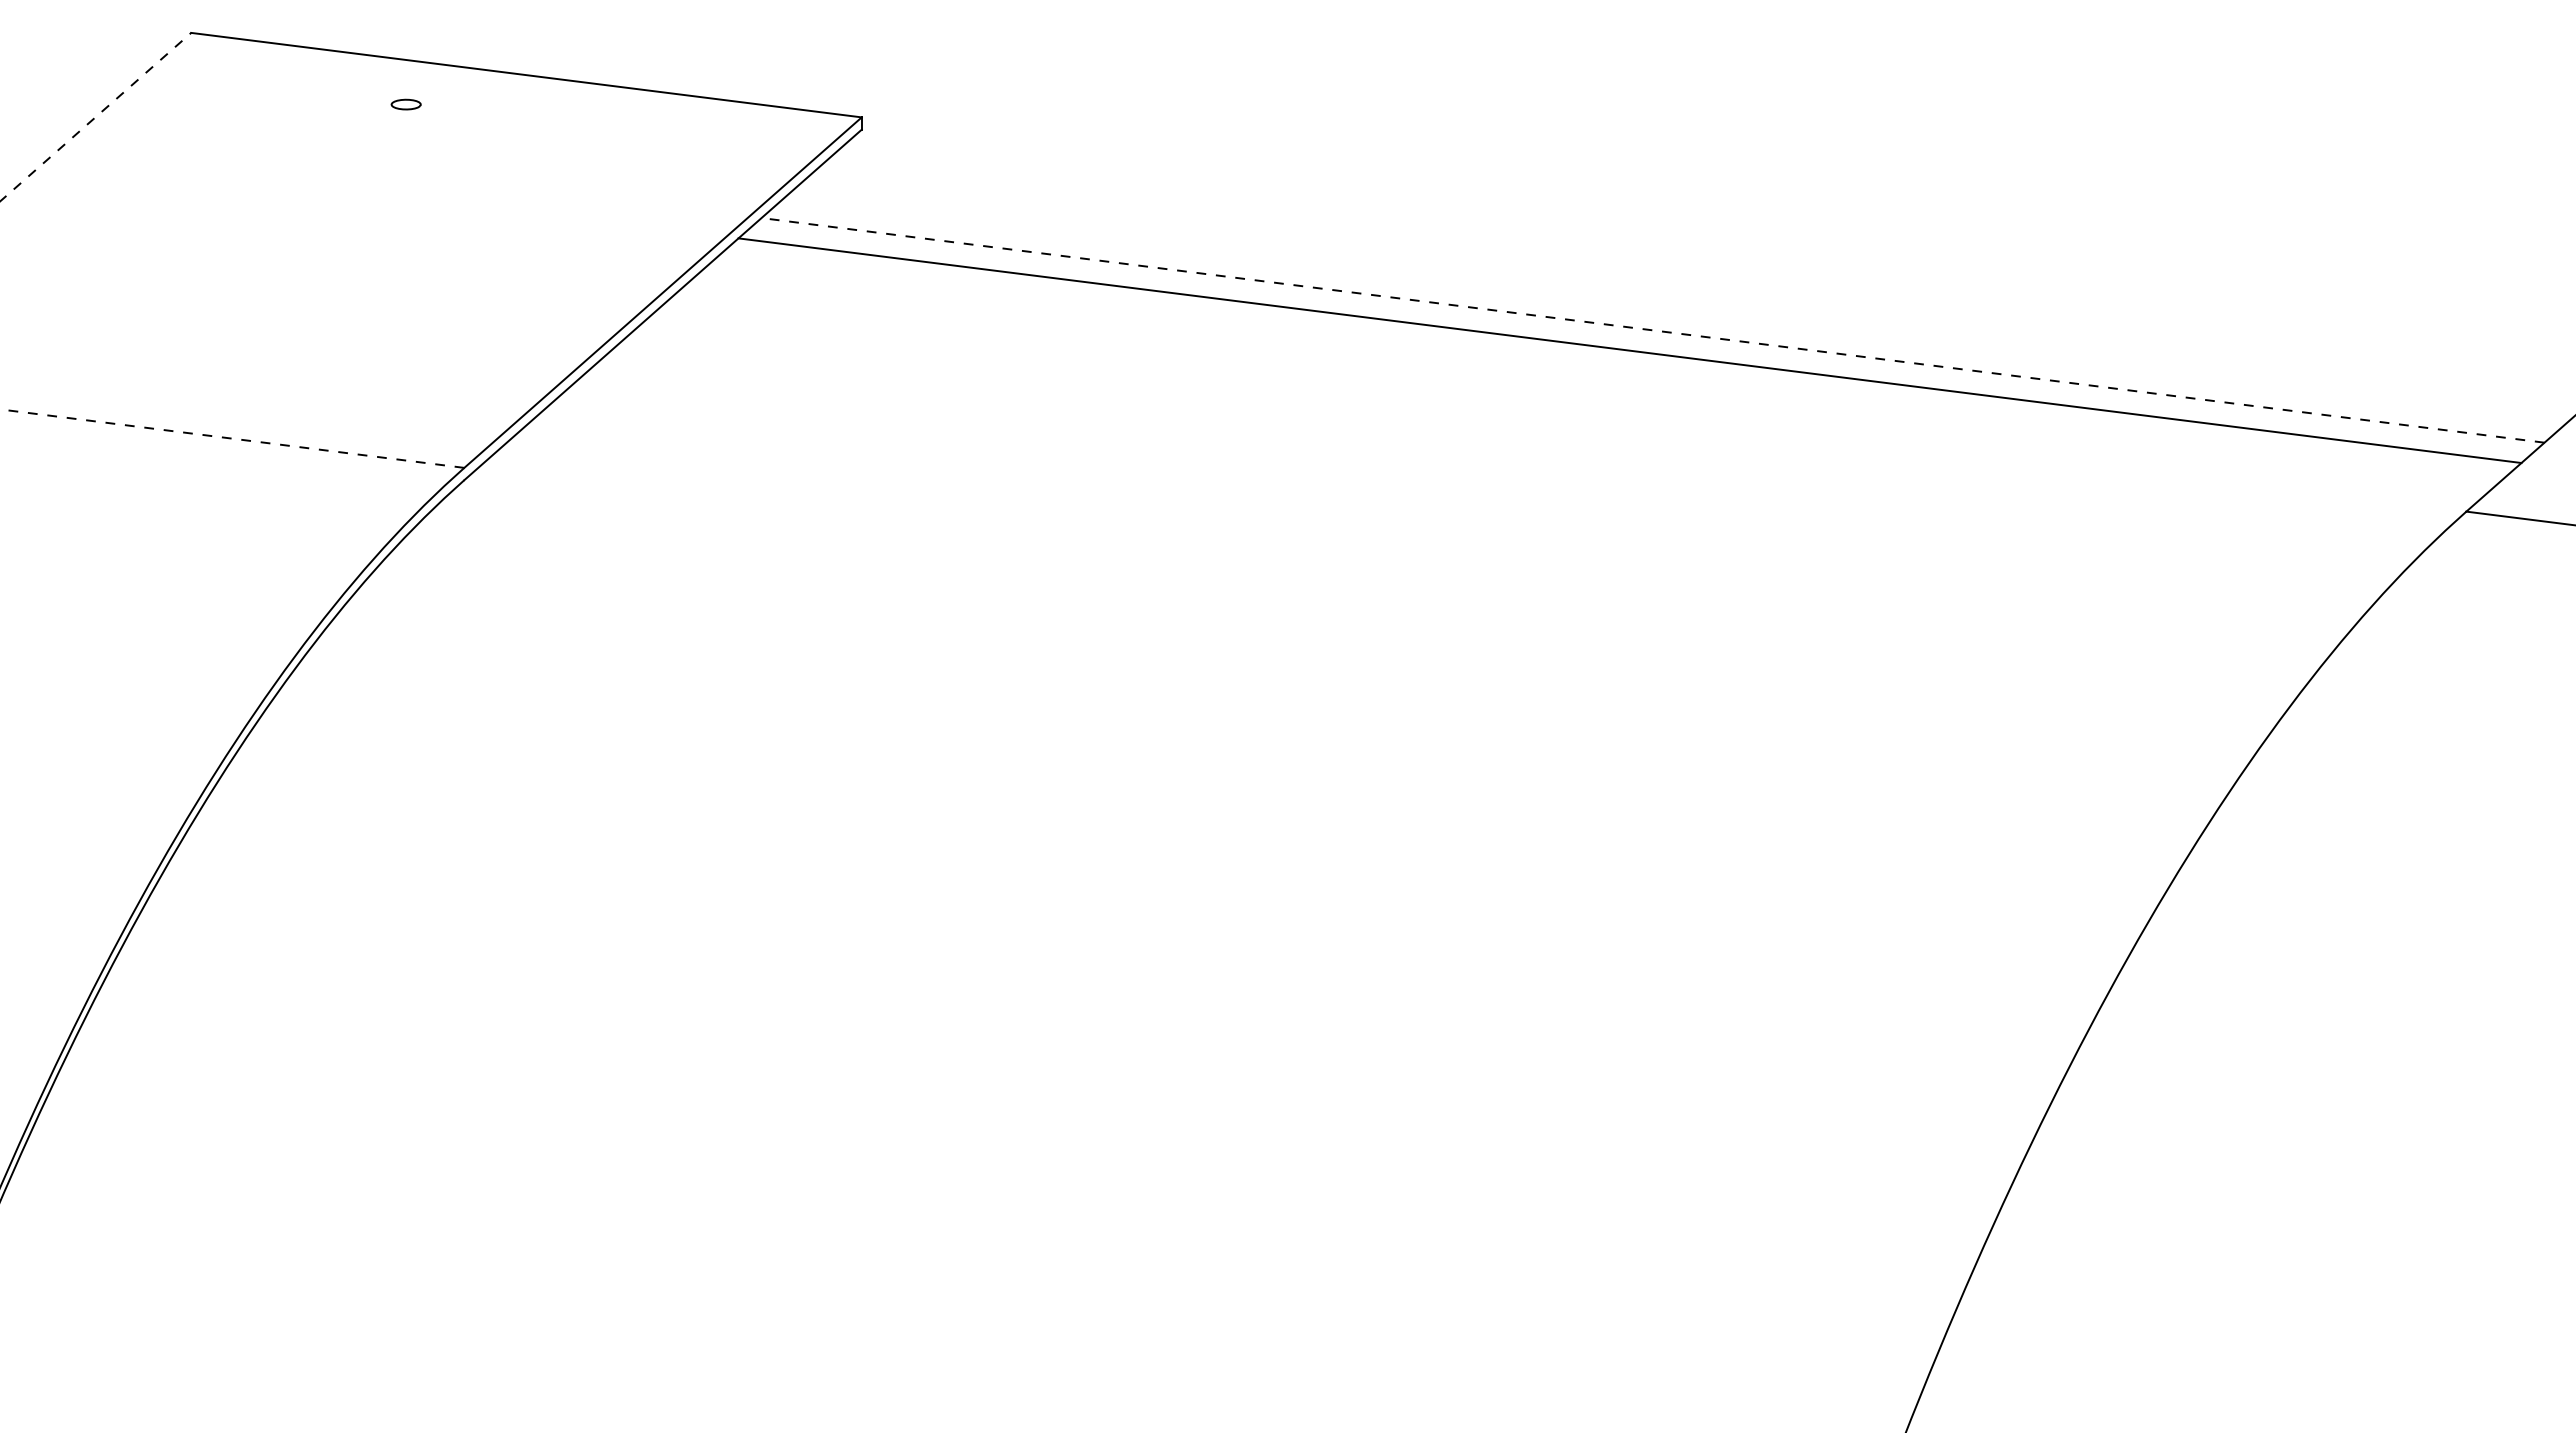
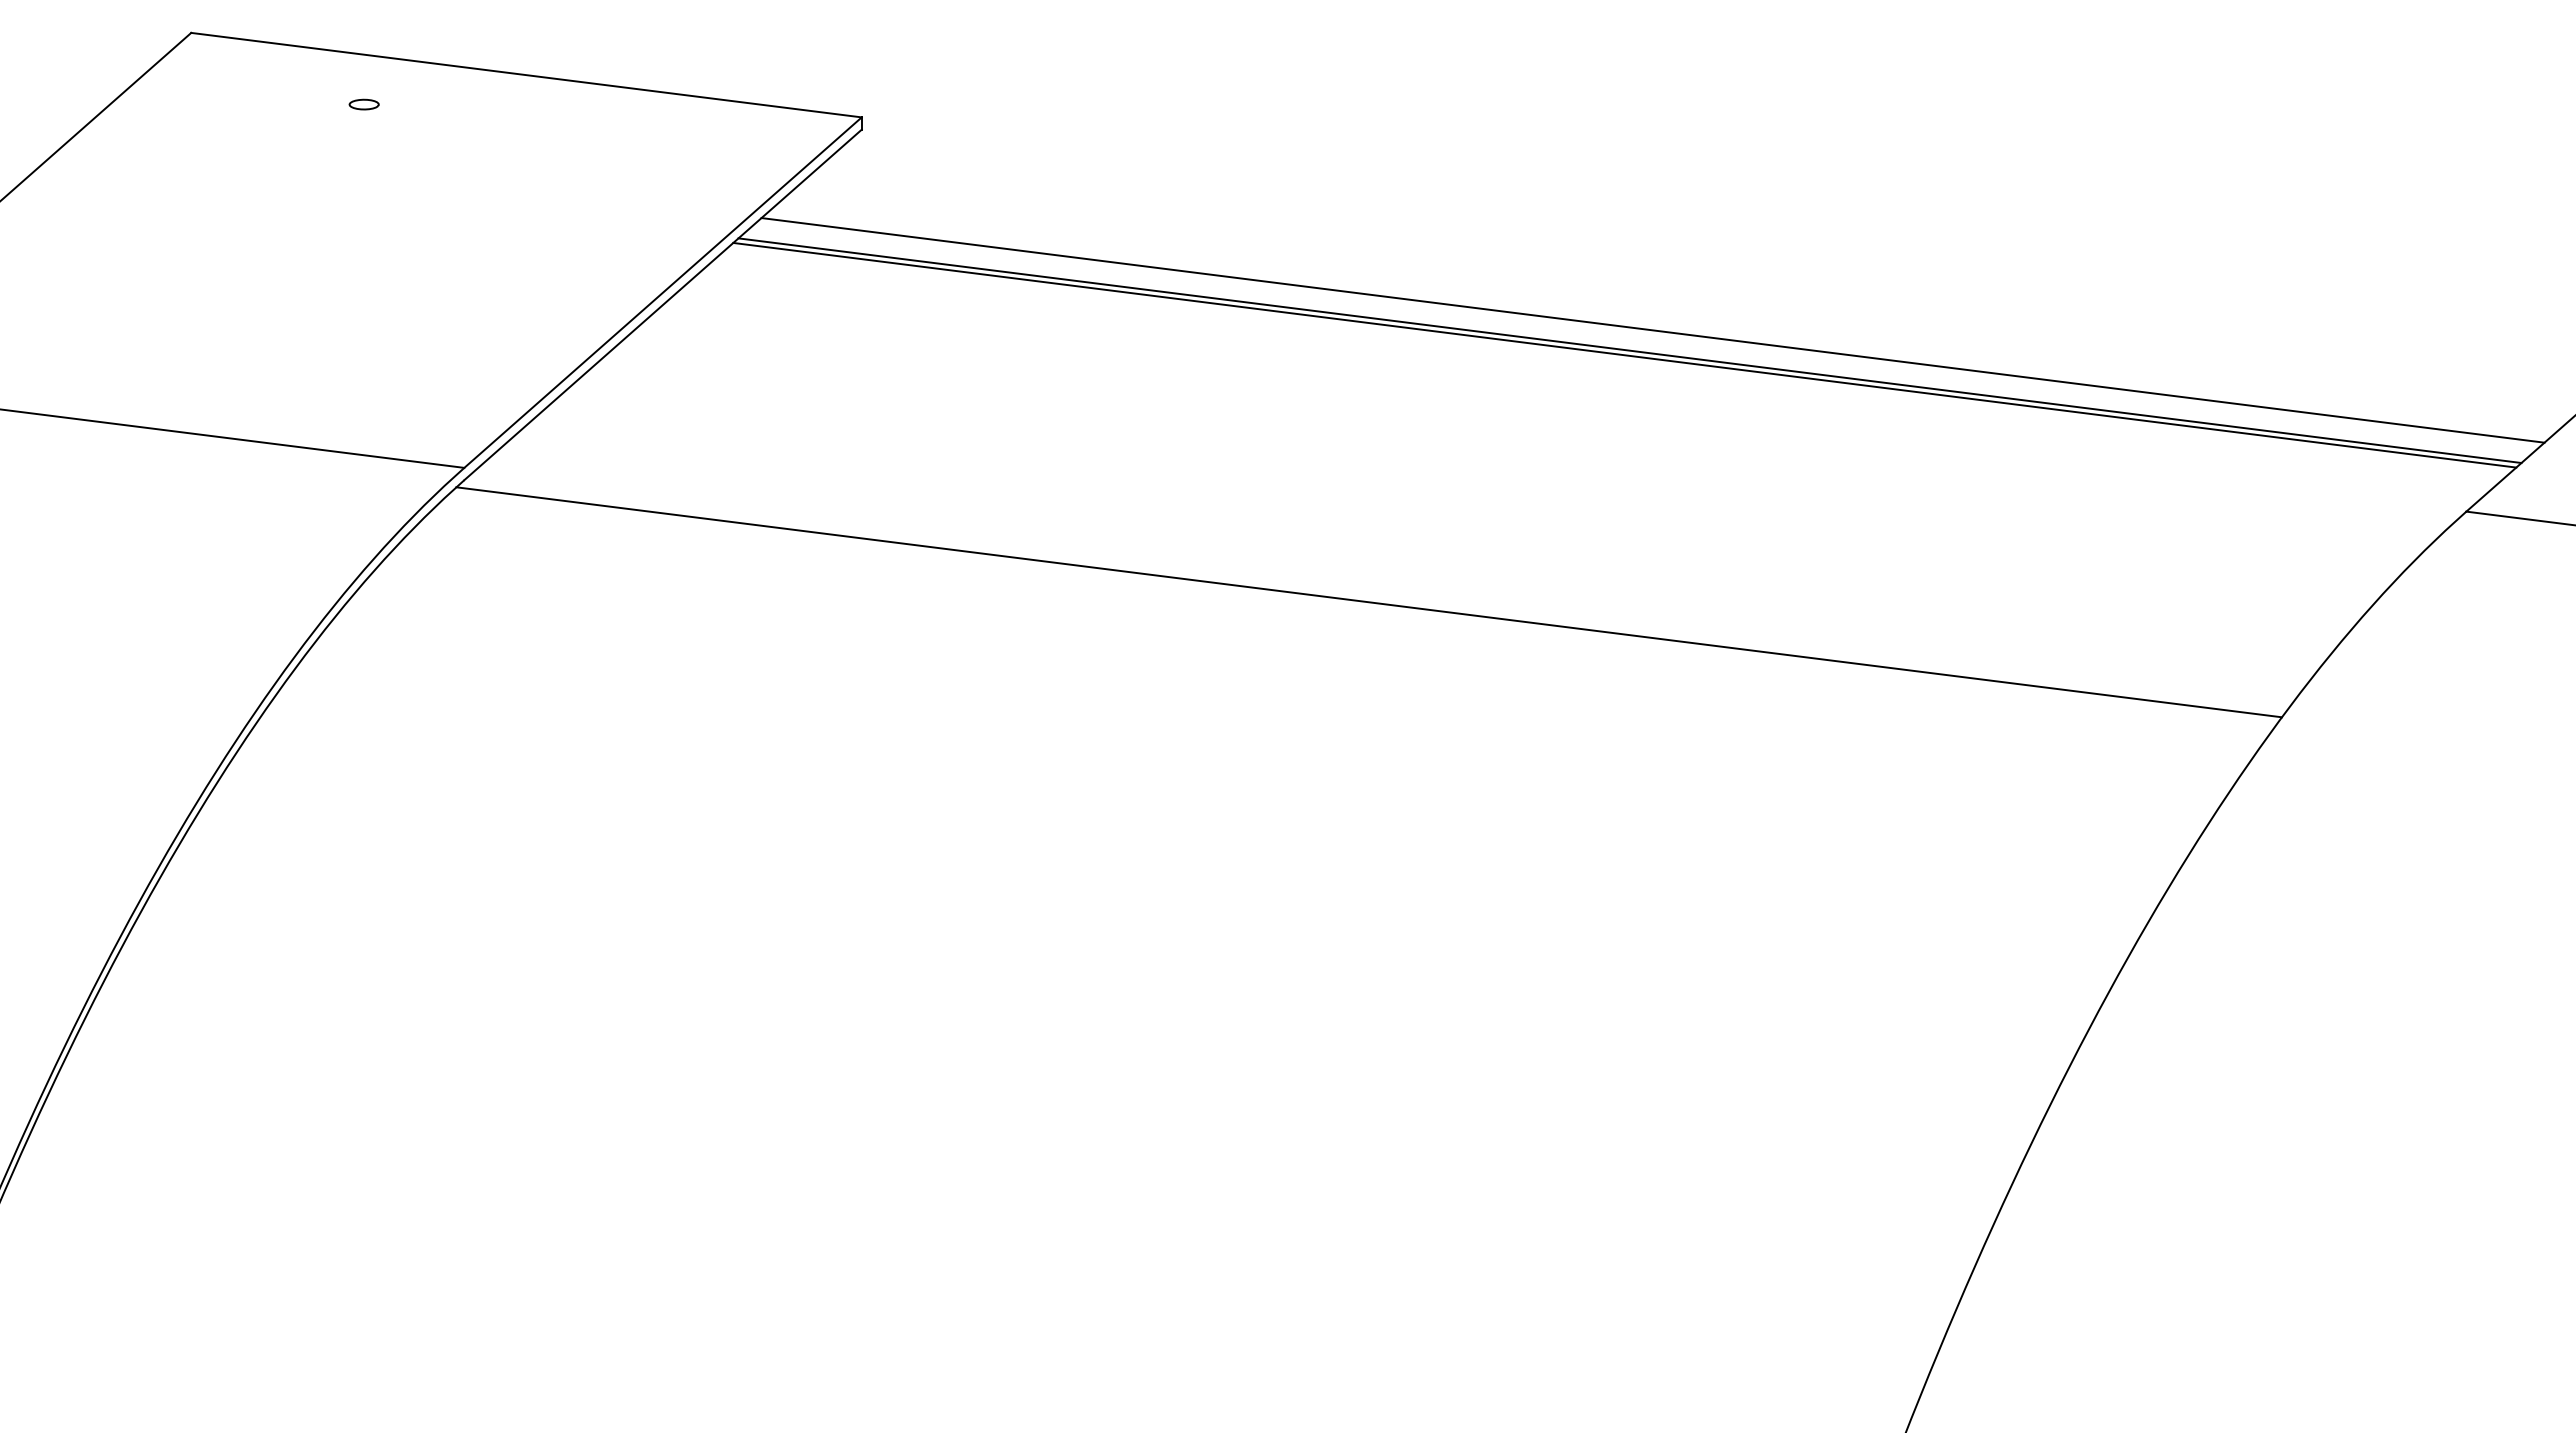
part position: (405, 104) -> (363, 104) (363, 104)
line: dashed -> solid (96, 116)
line: dashed -> solid (1653, 330)
line: none -> present (1624, 354)
line: dashed -> solid (232, 438)
line: none -> present (1368, 602)
